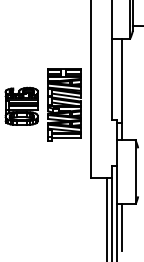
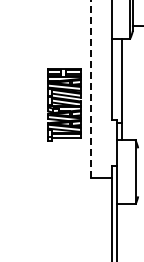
line: solid -> dashed (91, 89)
part: present -> none (21, 105)
line: present -> none (107, 217)
line: present -> none (122, 227)
